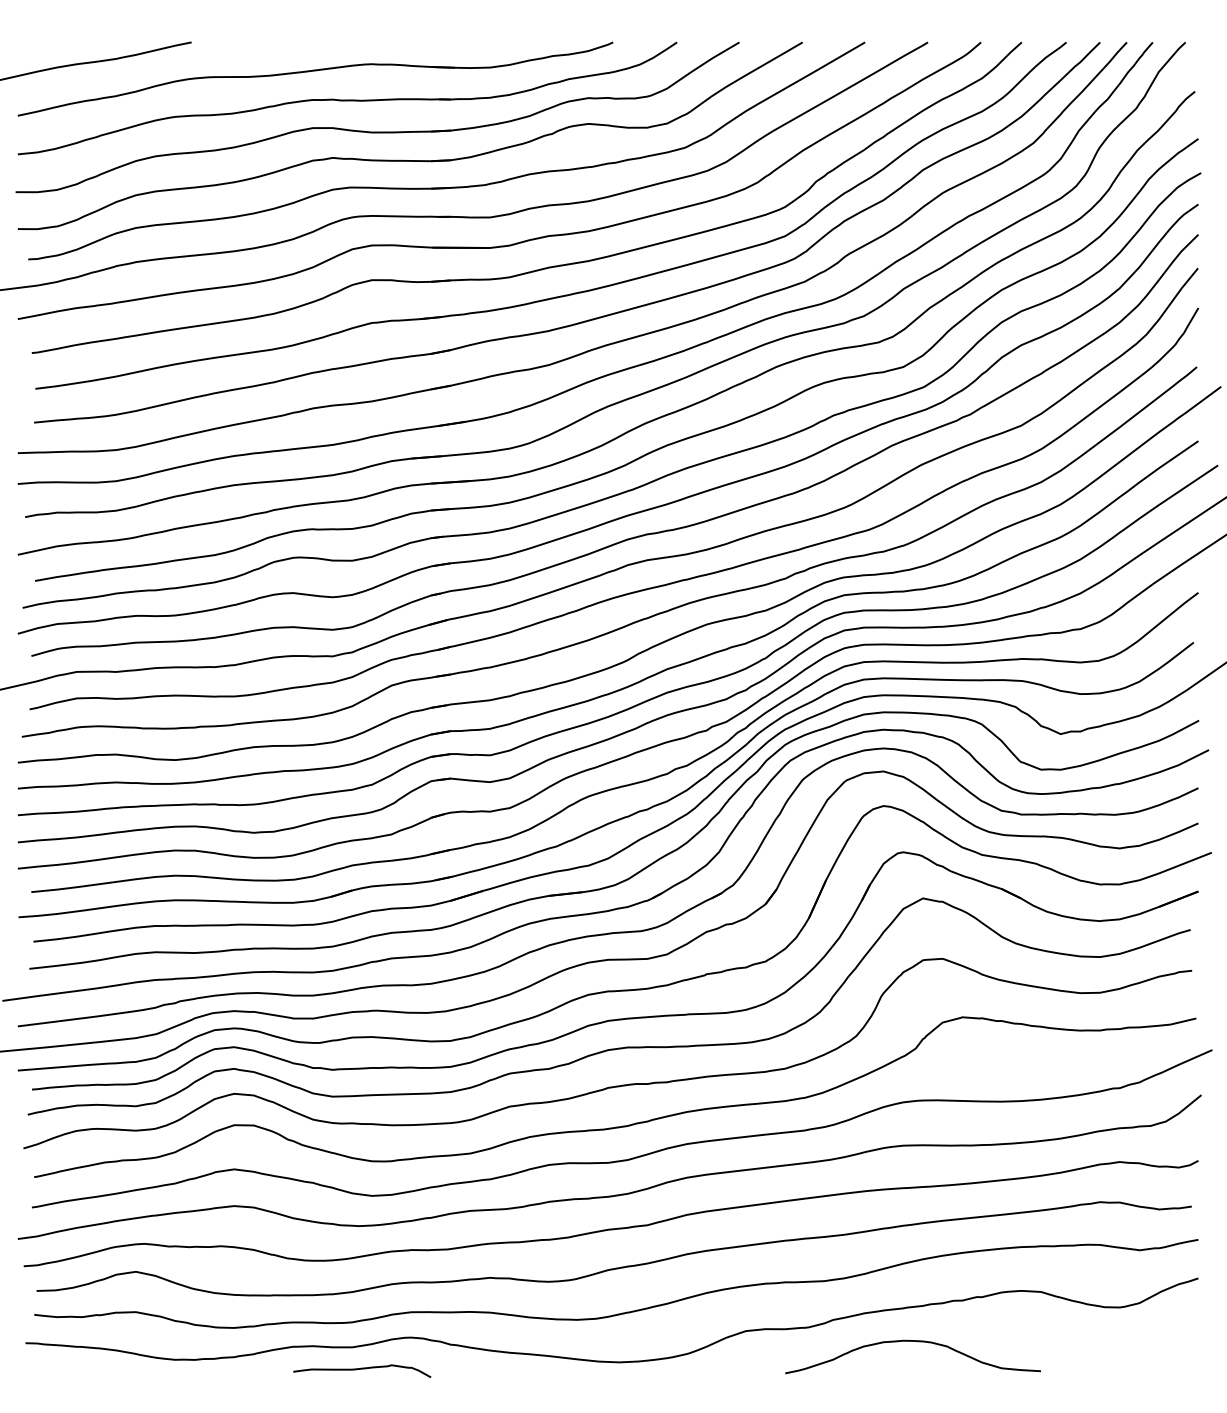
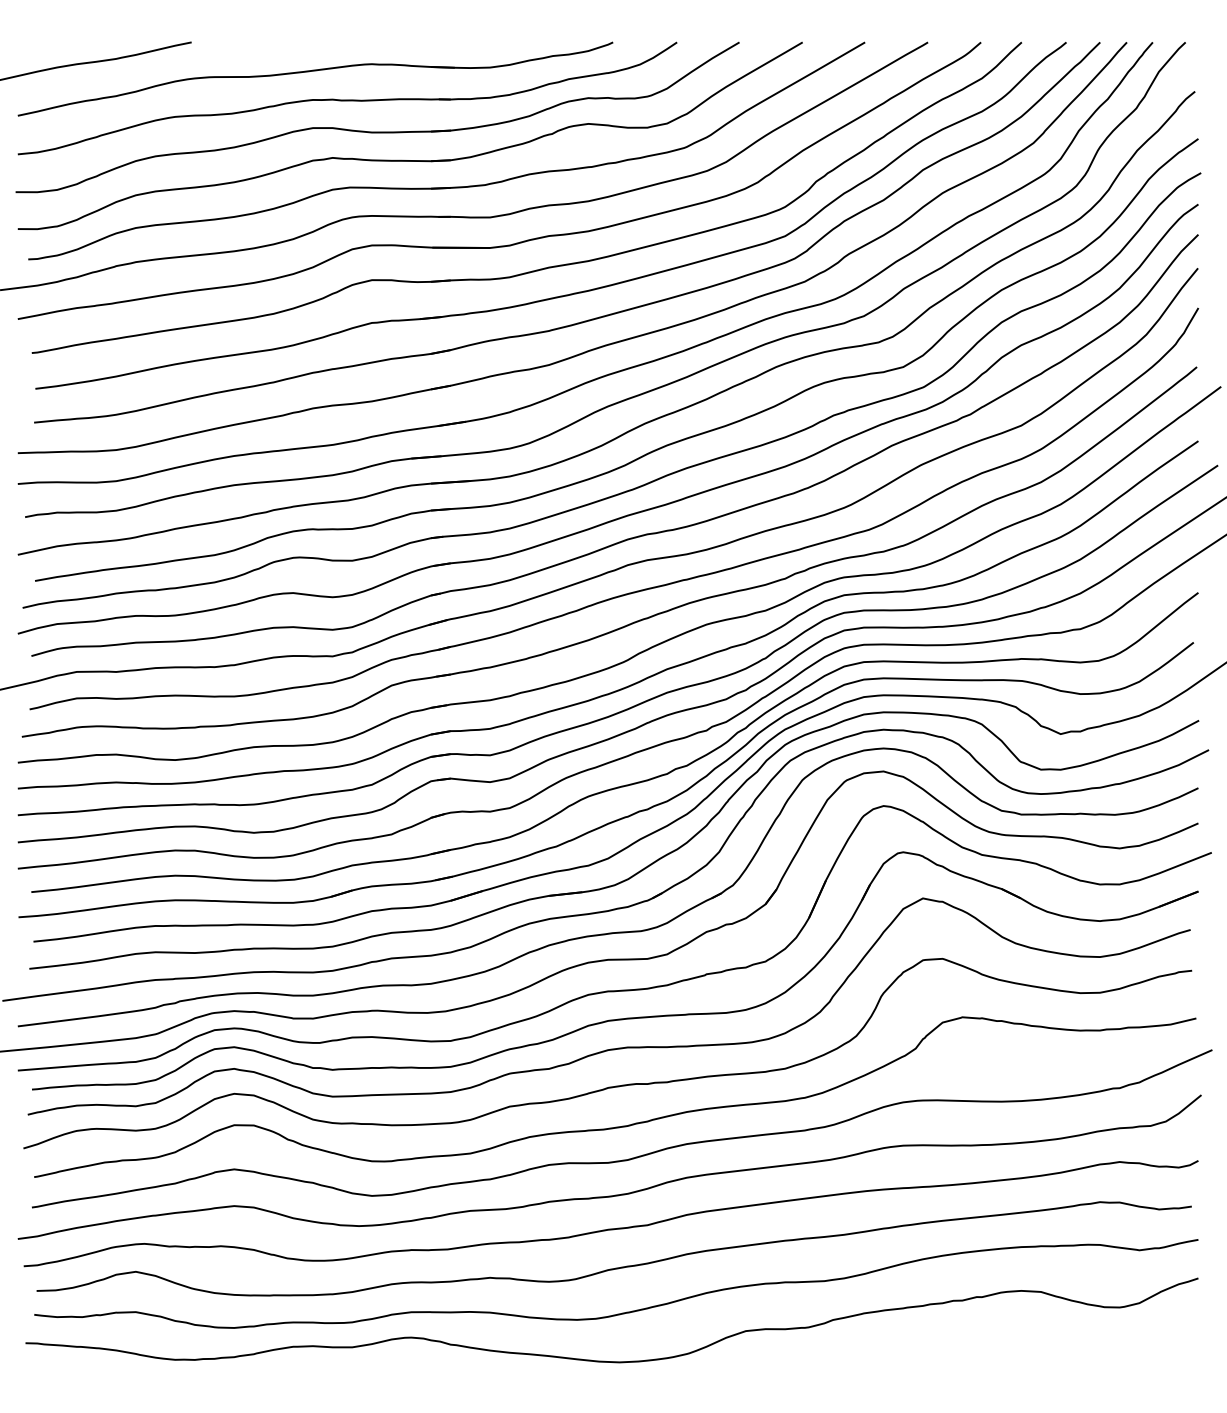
curve: present -> none (917, 1342)
curve: present -> none (362, 1369)
